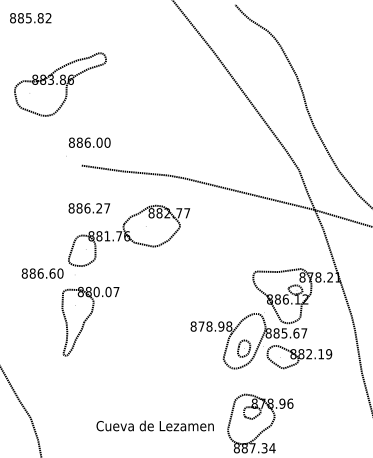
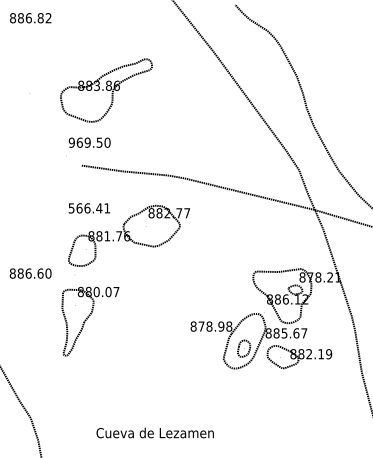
text: 885.82 -> 886.82 (28, 18)
part position: (60, 84) -> (106, 90) (106, 90)
text: 886.00 -> 969.50 (85, 142)
text: 886.27 -> 566.41 (89, 208)
text position: (42, 273) -> (30, 273) (30, 273)
part: present -> none (260, 423)
text position: (154, 425) -> (154, 432) (154, 432)
